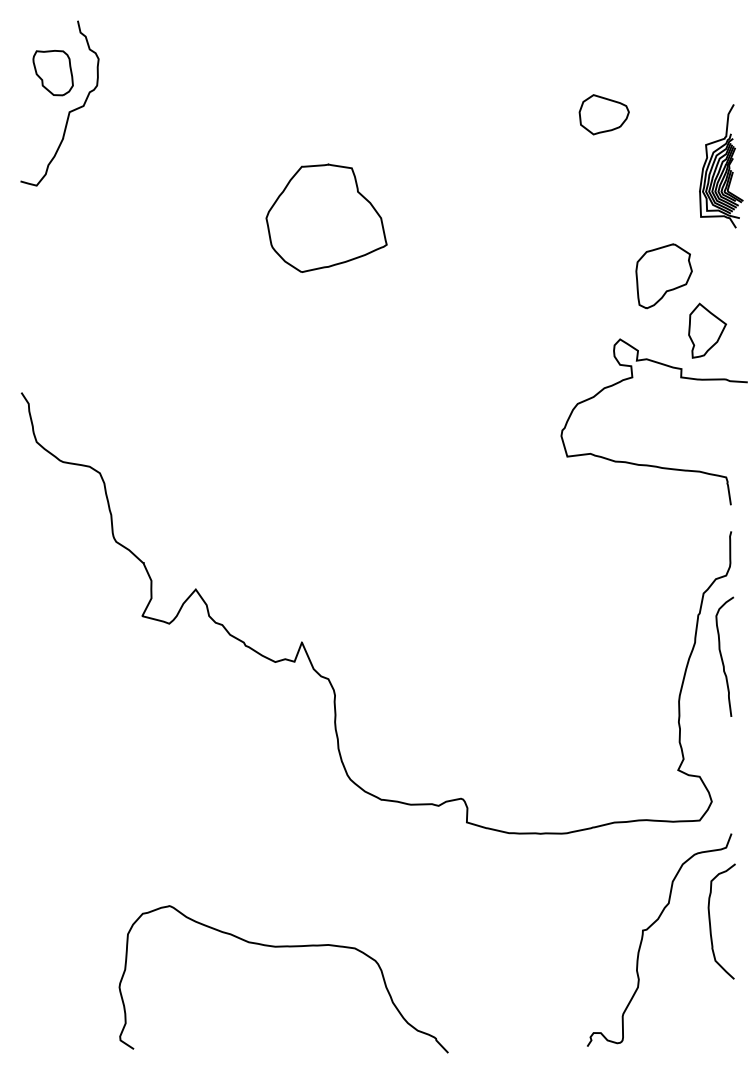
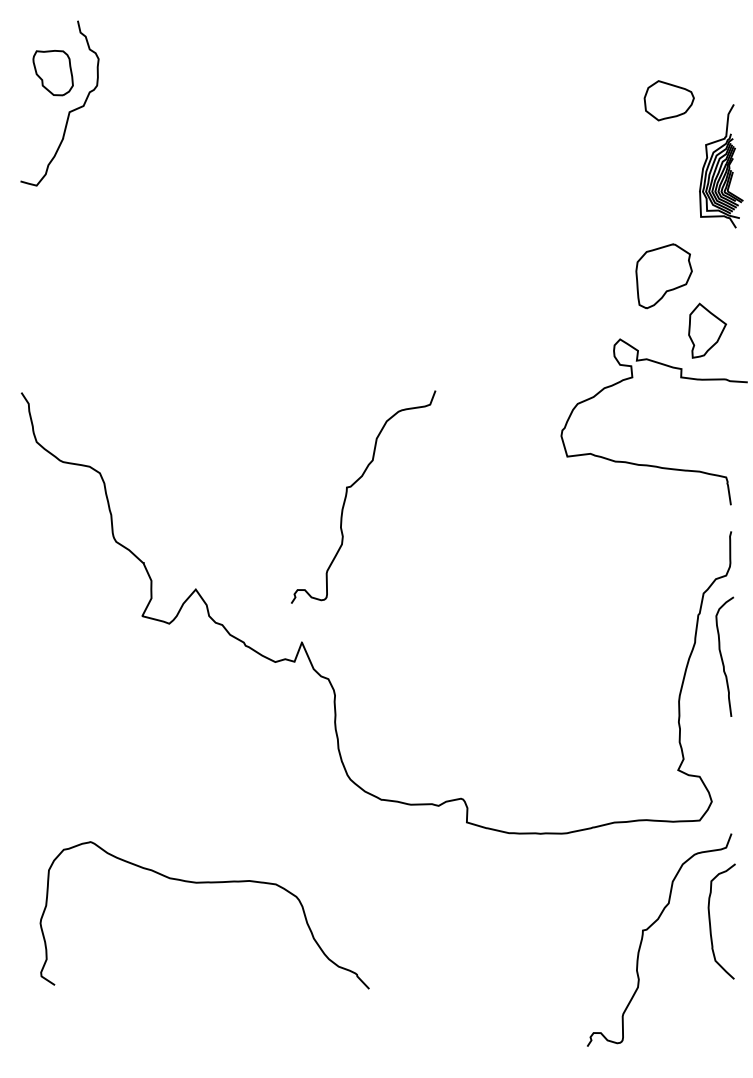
part position: (603, 114) -> (668, 100) (668, 100)
part: present -> none (326, 217)
curve: none -> present (353, 485)
curve position: (283, 947) -> (204, 883) (204, 883)
